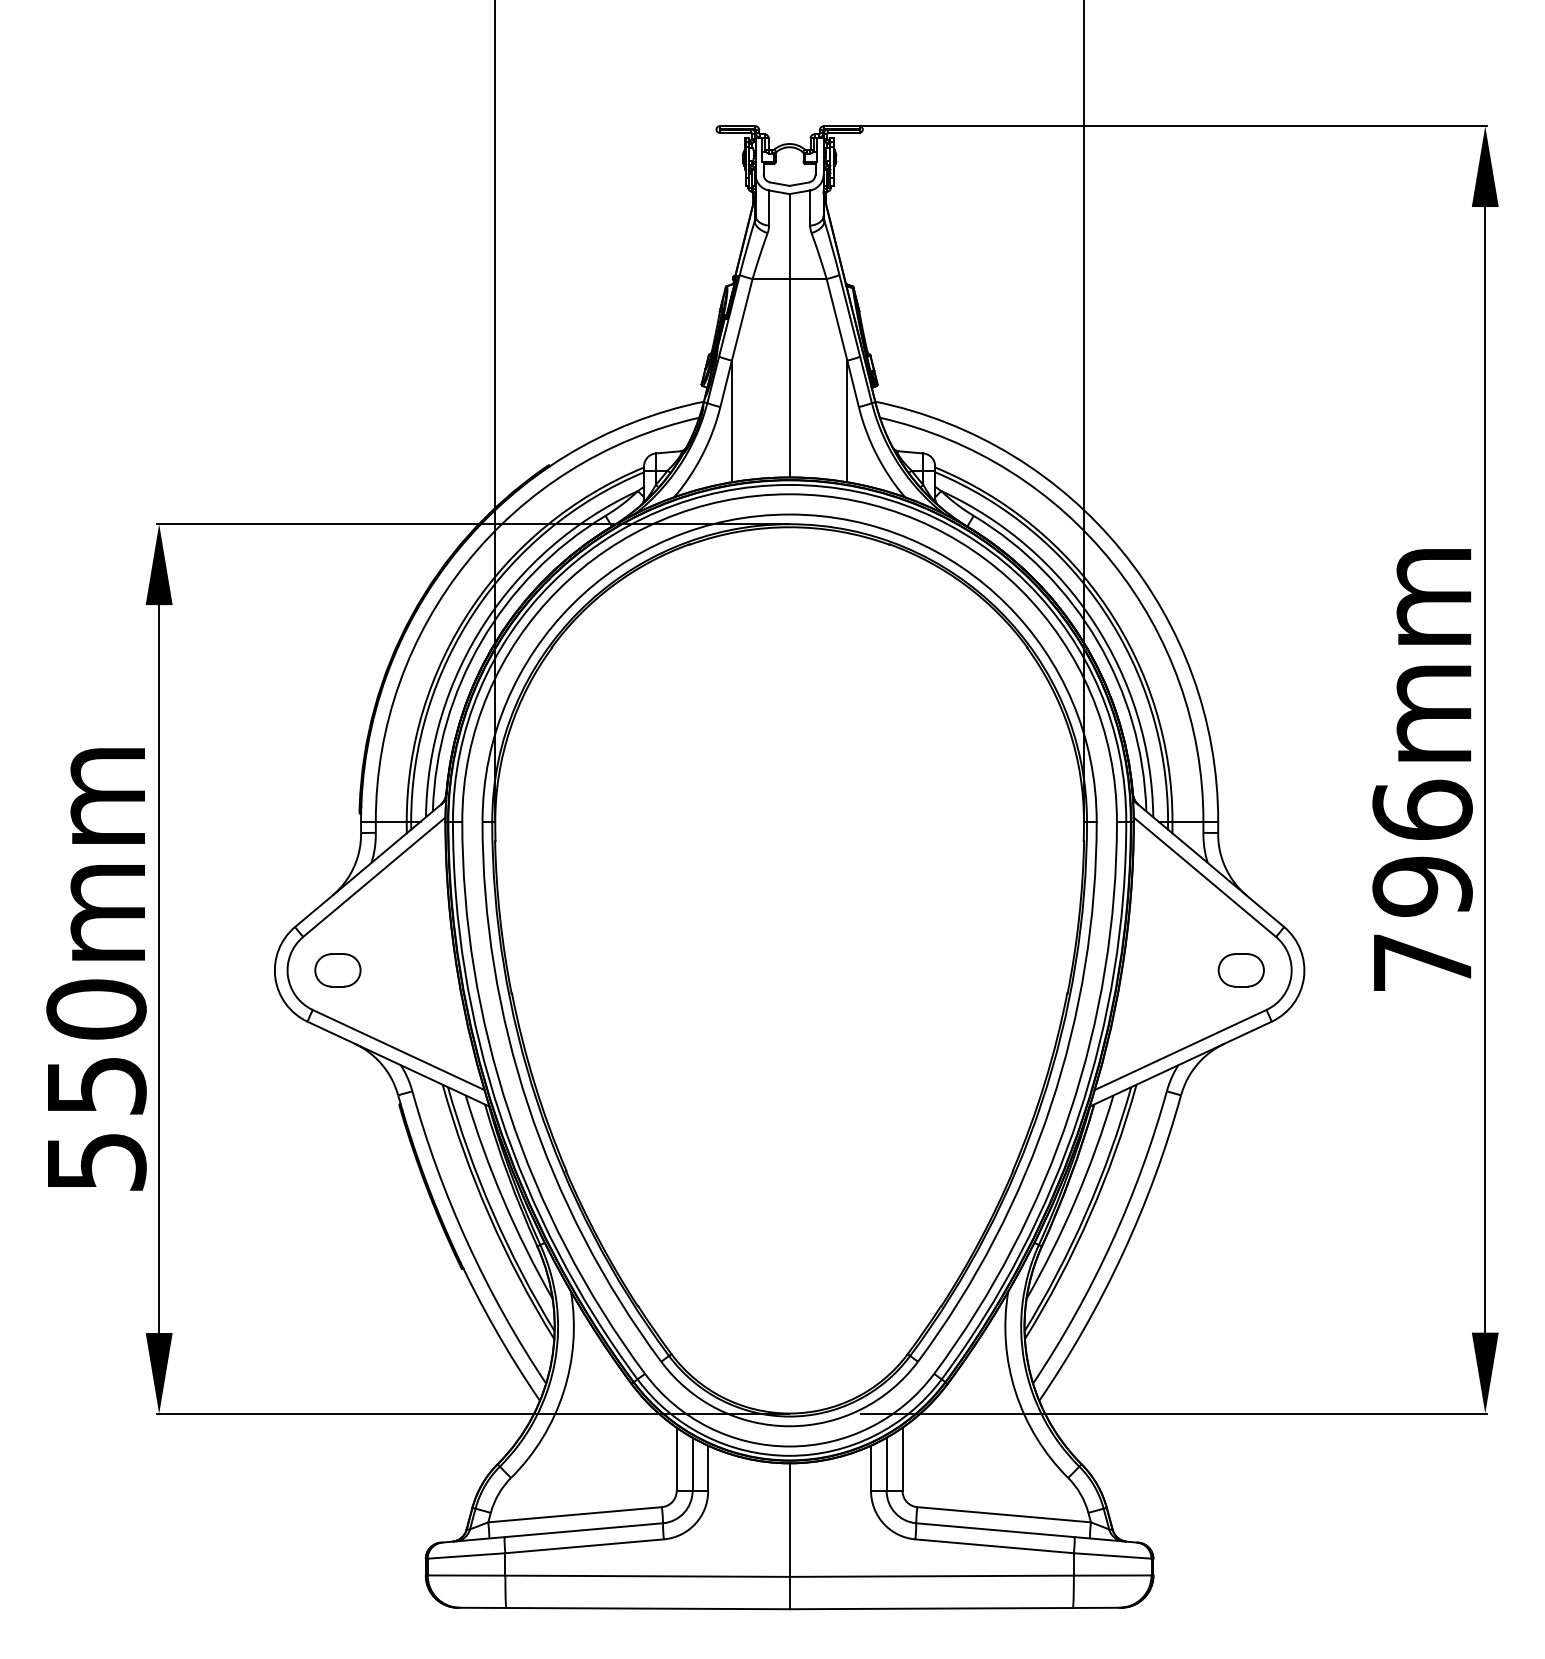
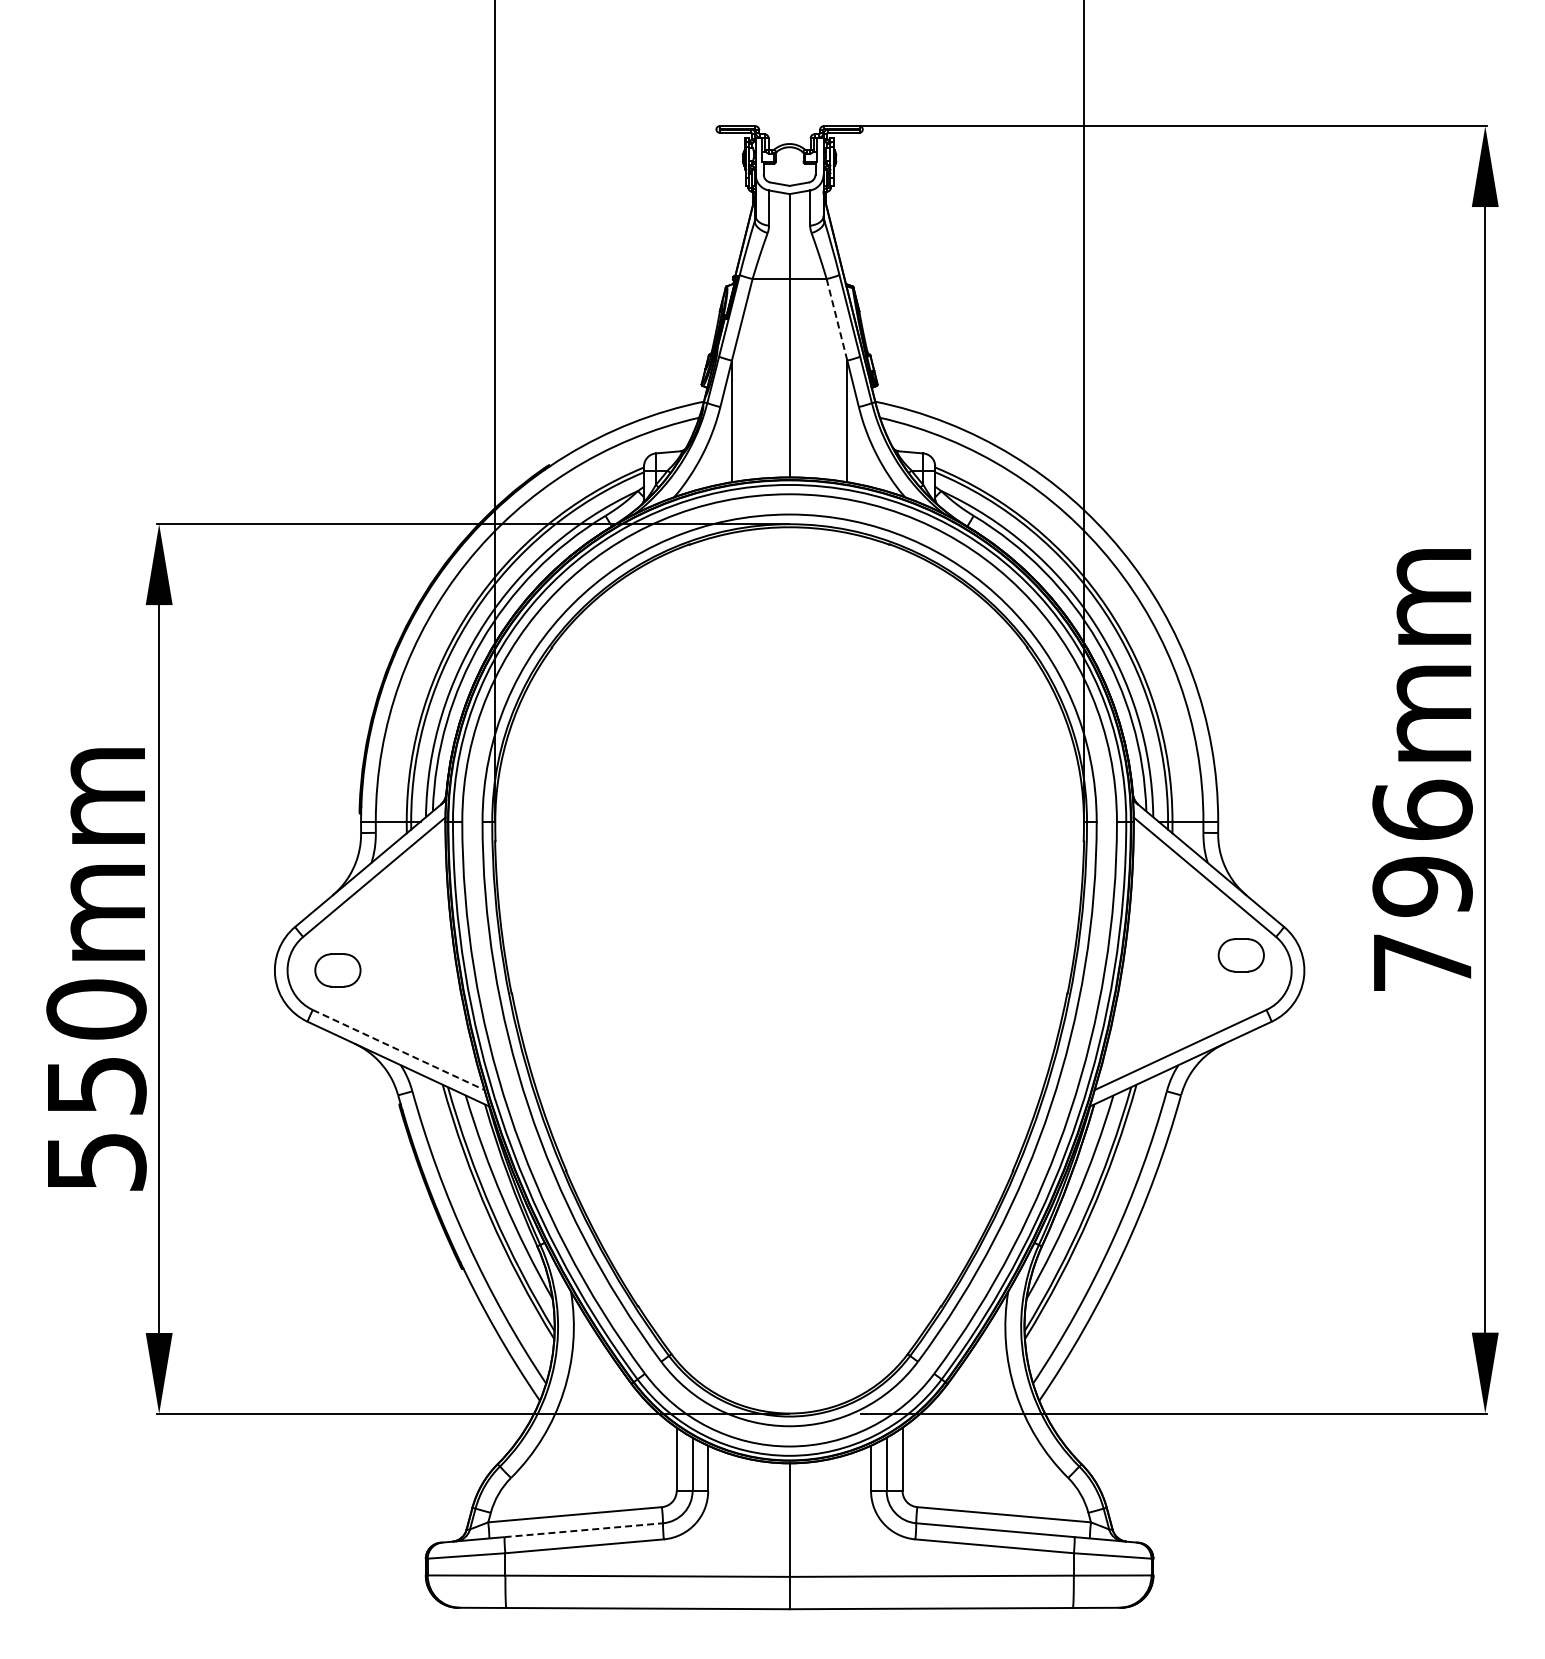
line: solid -> dashed (837, 320)
part position: (1240, 970) -> (1240, 955) (1240, 955)
line: solid -> dashed (398, 1050)
line: solid -> dashed (583, 1530)
